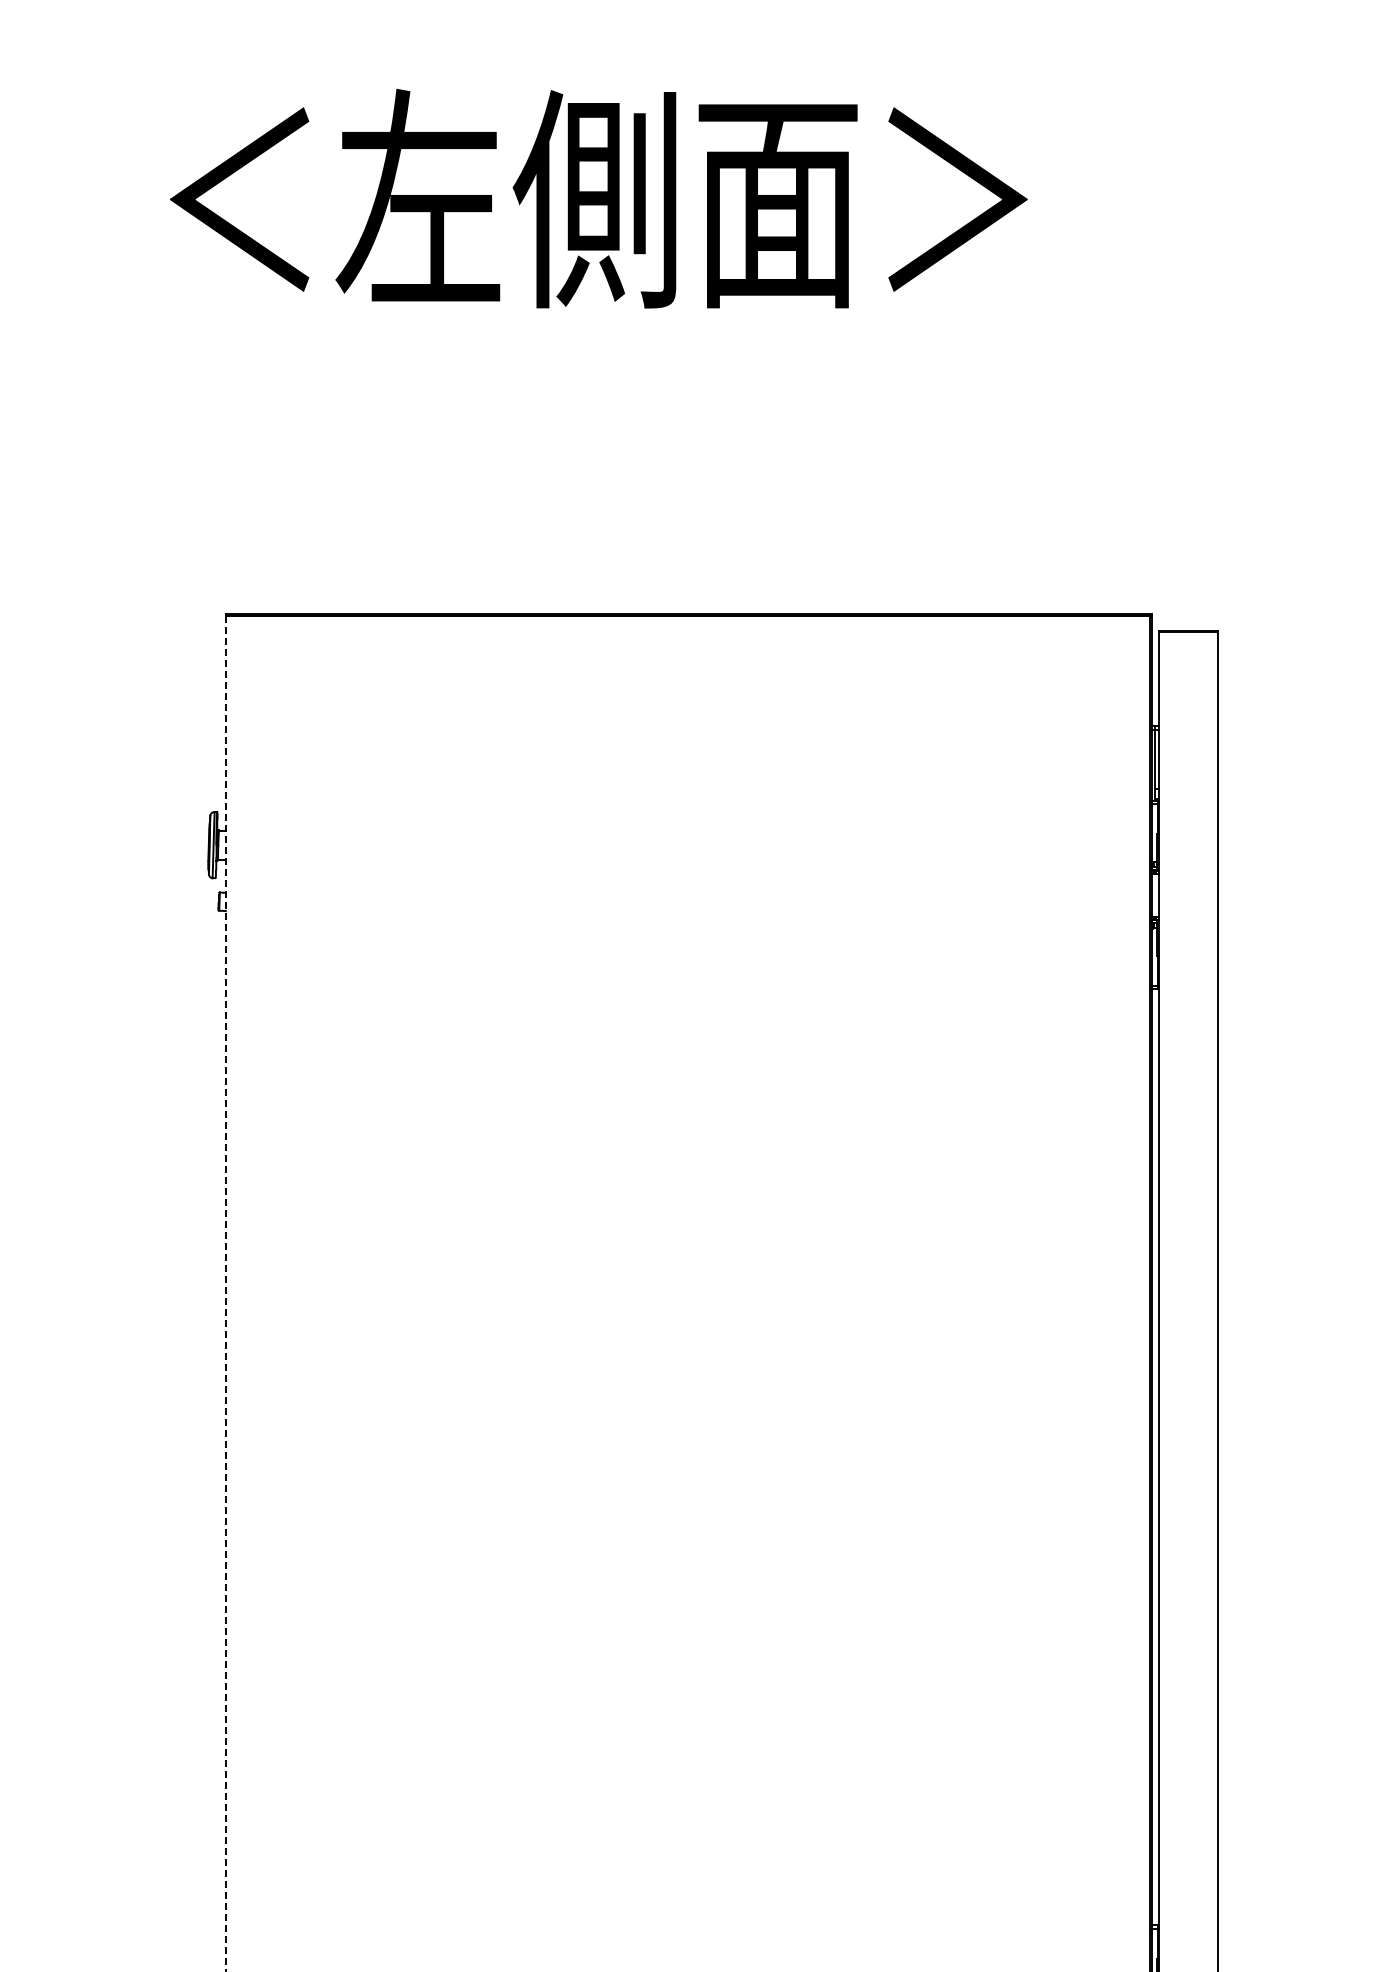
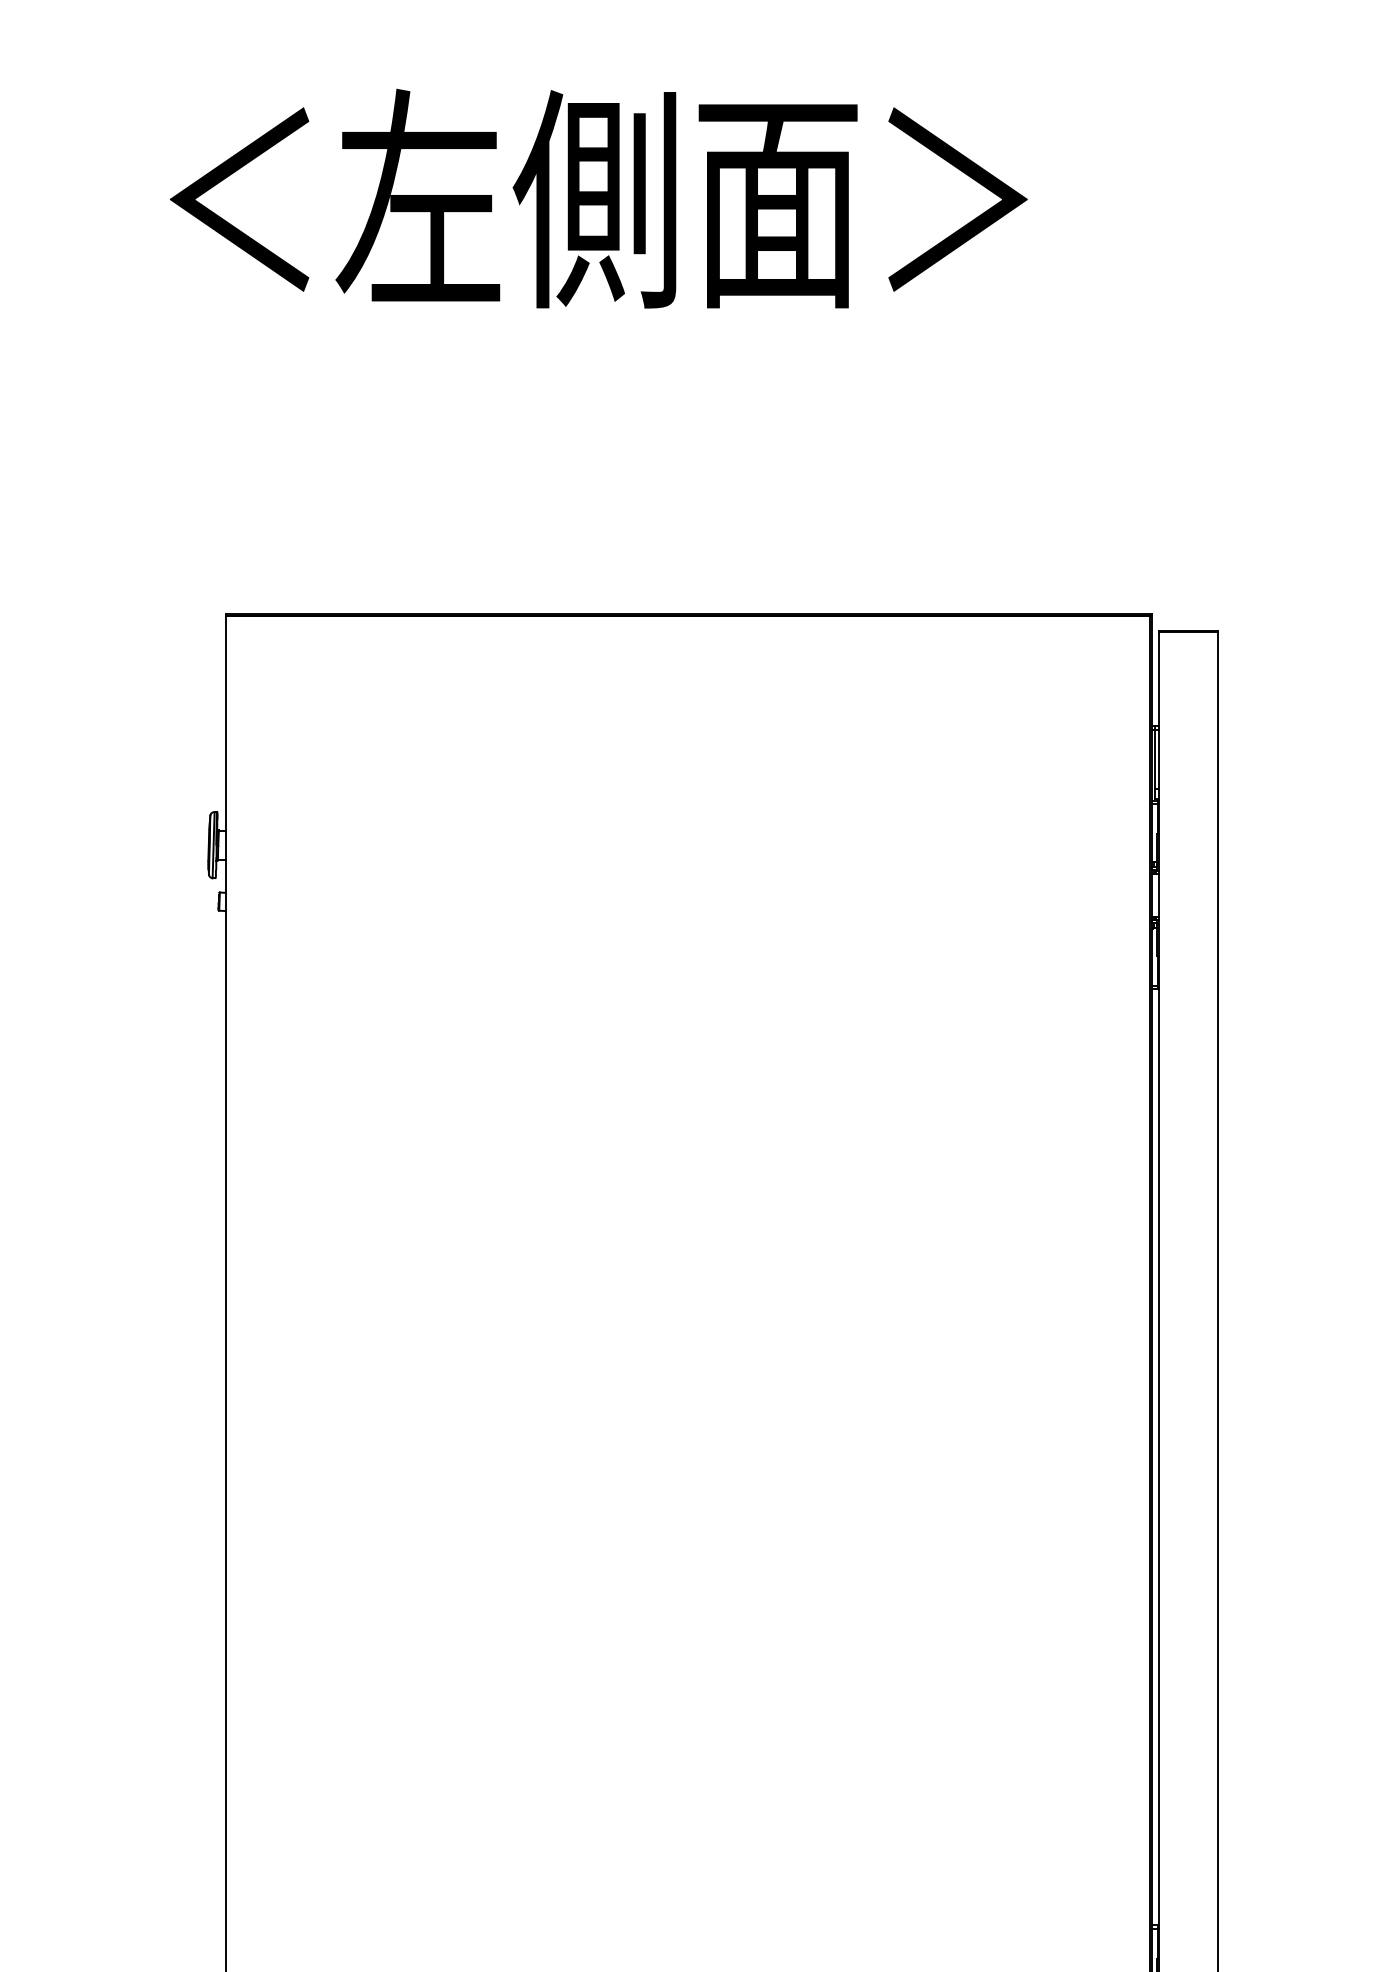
line: dashed -> solid (225, 1293)
